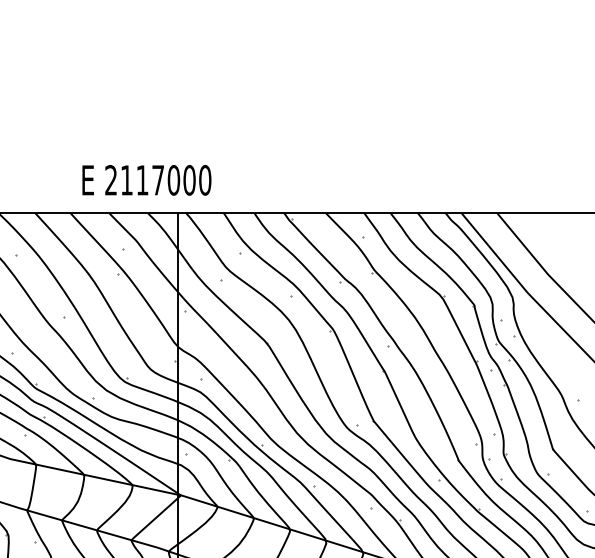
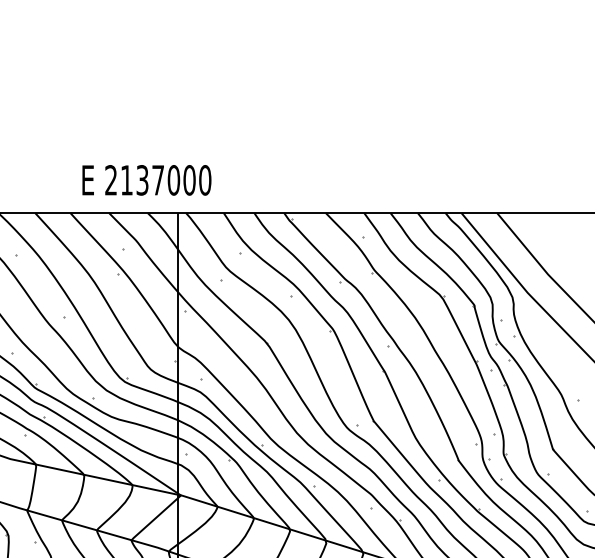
text: 2117000 -> 2137000 (142, 180)
